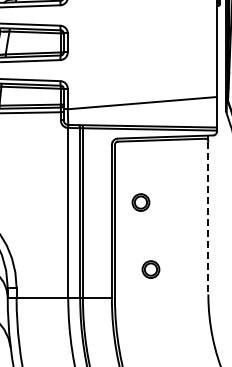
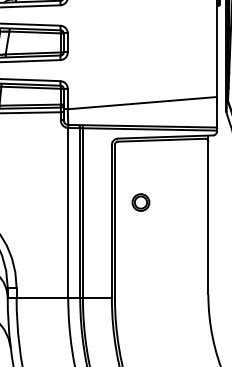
line: dashed -> solid (208, 218)
part: present -> none (150, 269)
